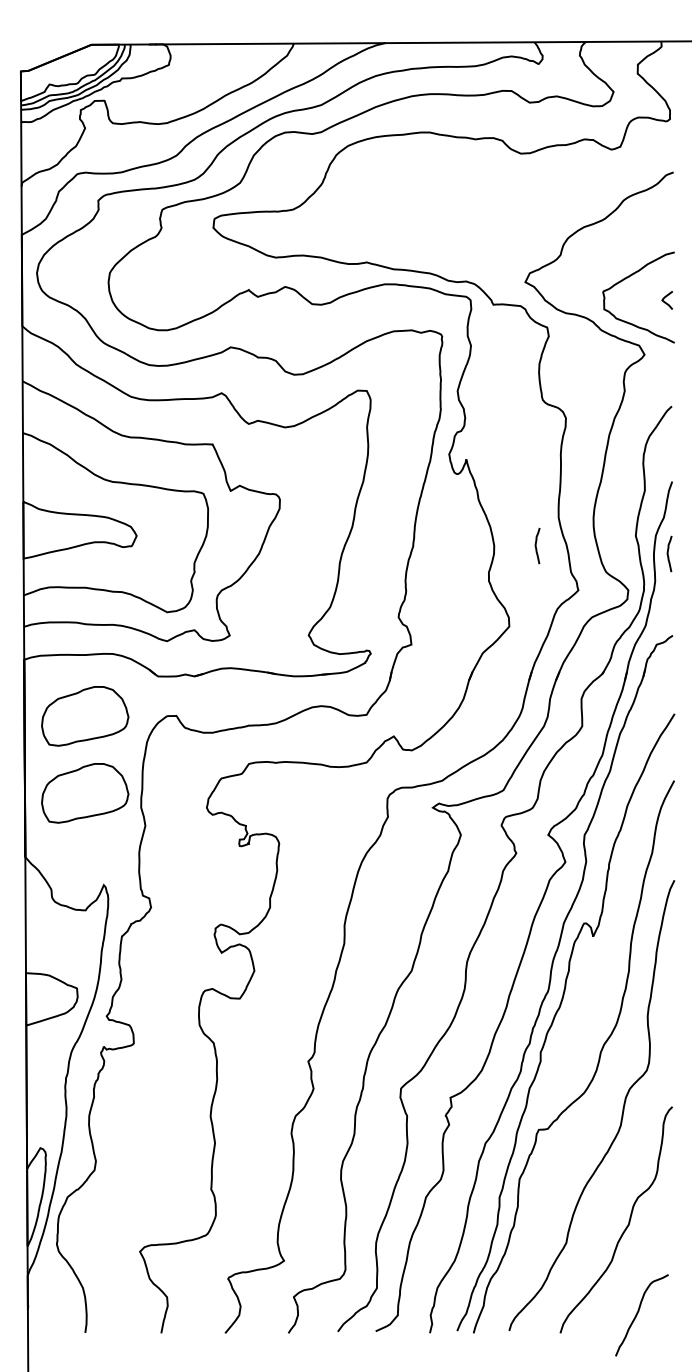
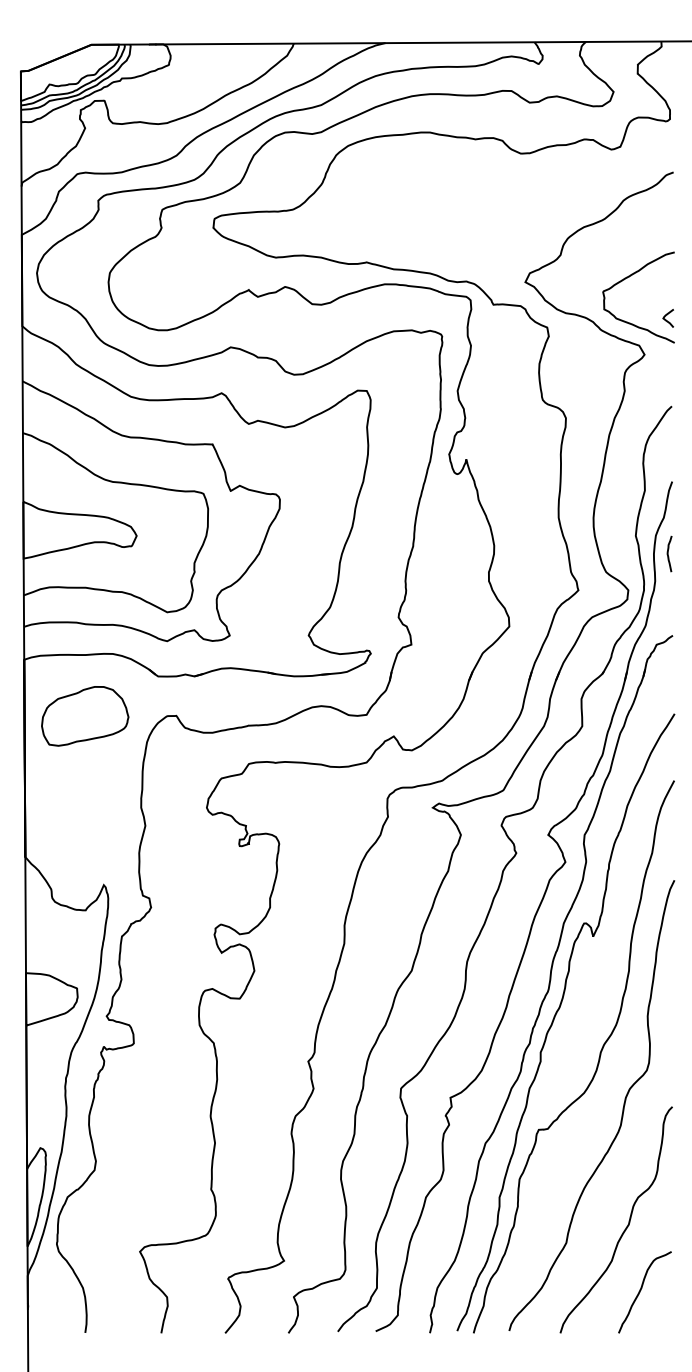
curve position: (665, 301) -> (666, 319) (666, 319)
curve: present -> none (536, 545)
part: present -> none (85, 793)
curve position: (638, 1313) -> (641, 1290) (641, 1290)
